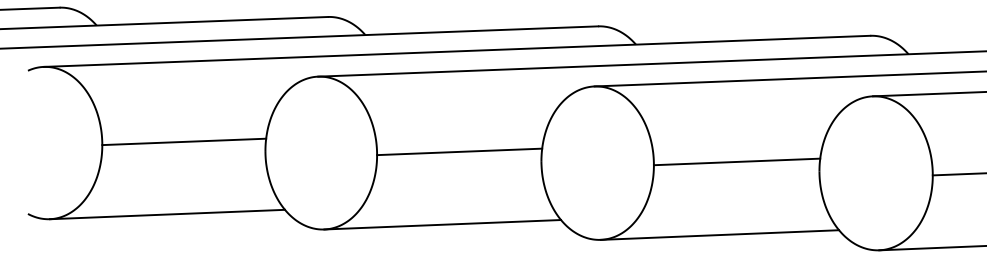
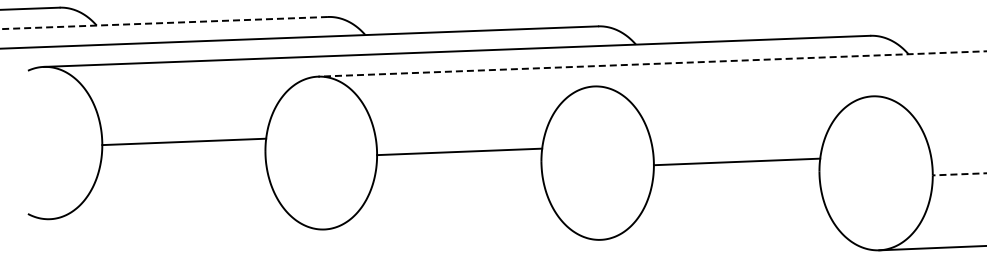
line: solid -> dashed (164, 23)
line: solid -> dashed (651, 63)
line: present -> none (788, 78)
line: present -> none (928, 94)
line: solid -> dashed (959, 174)
line: present -> none (167, 214)
line: present -> none (442, 224)
line: present -> none (719, 234)
